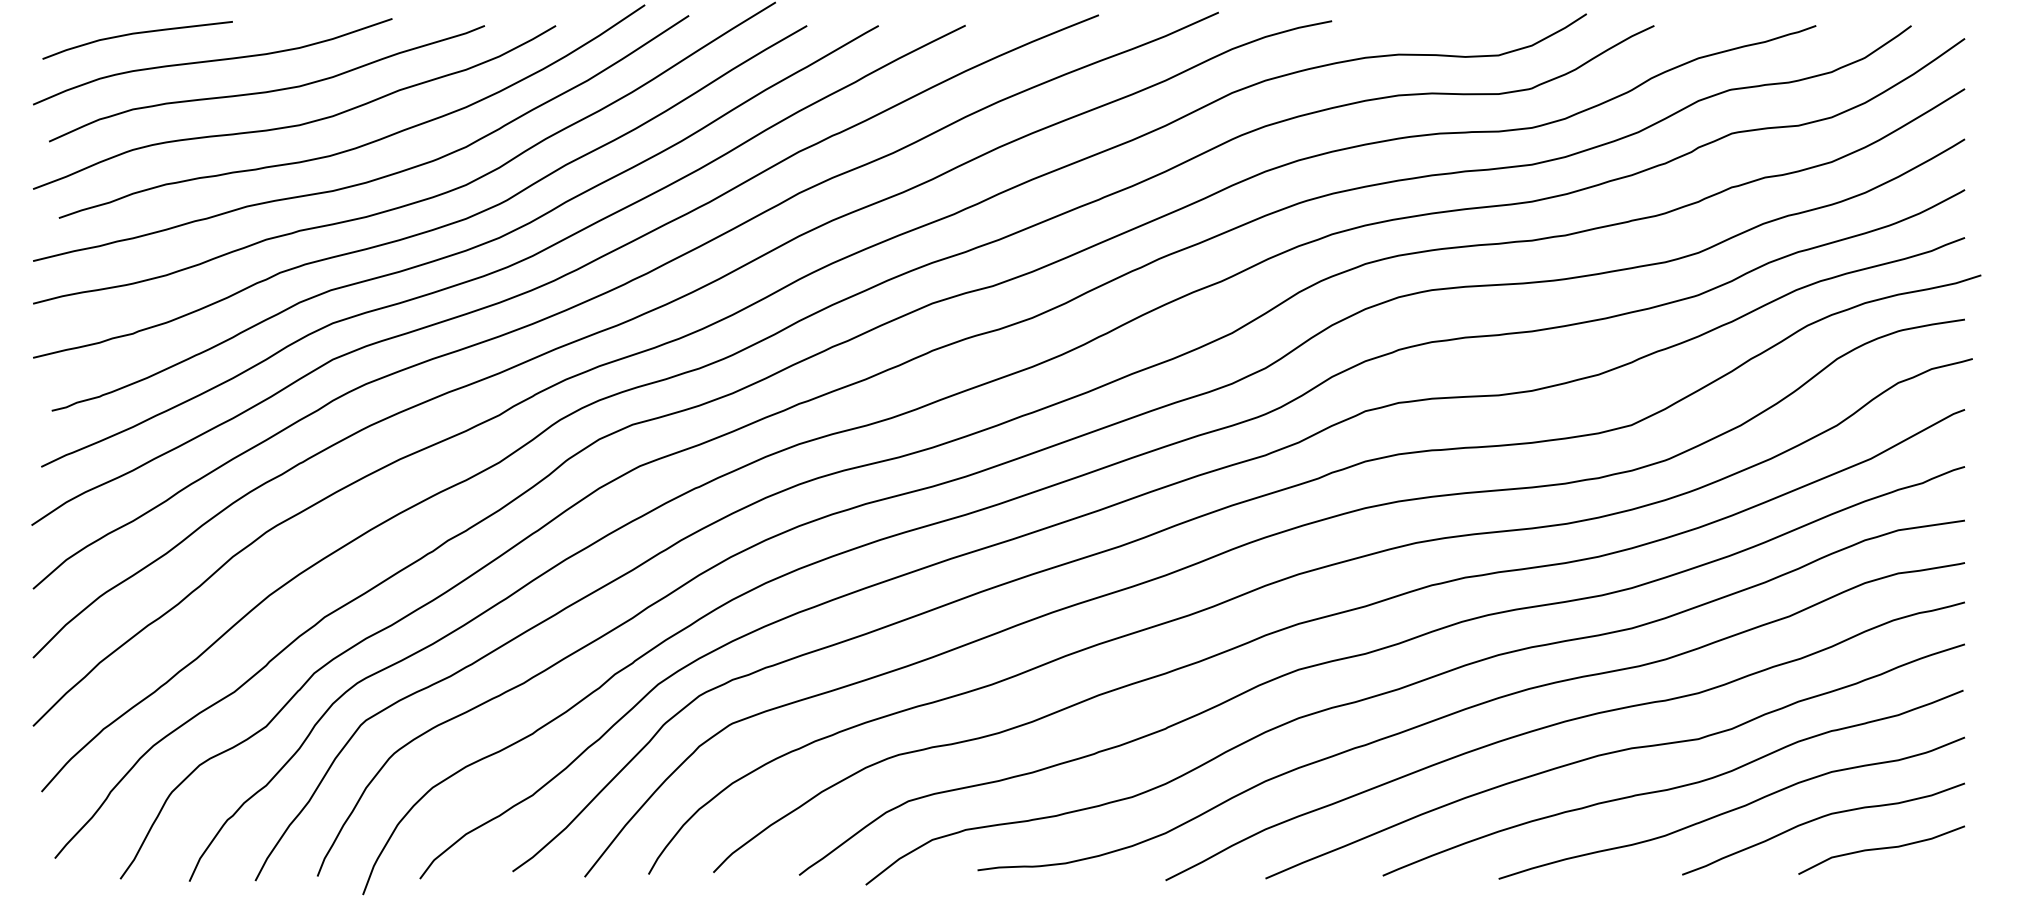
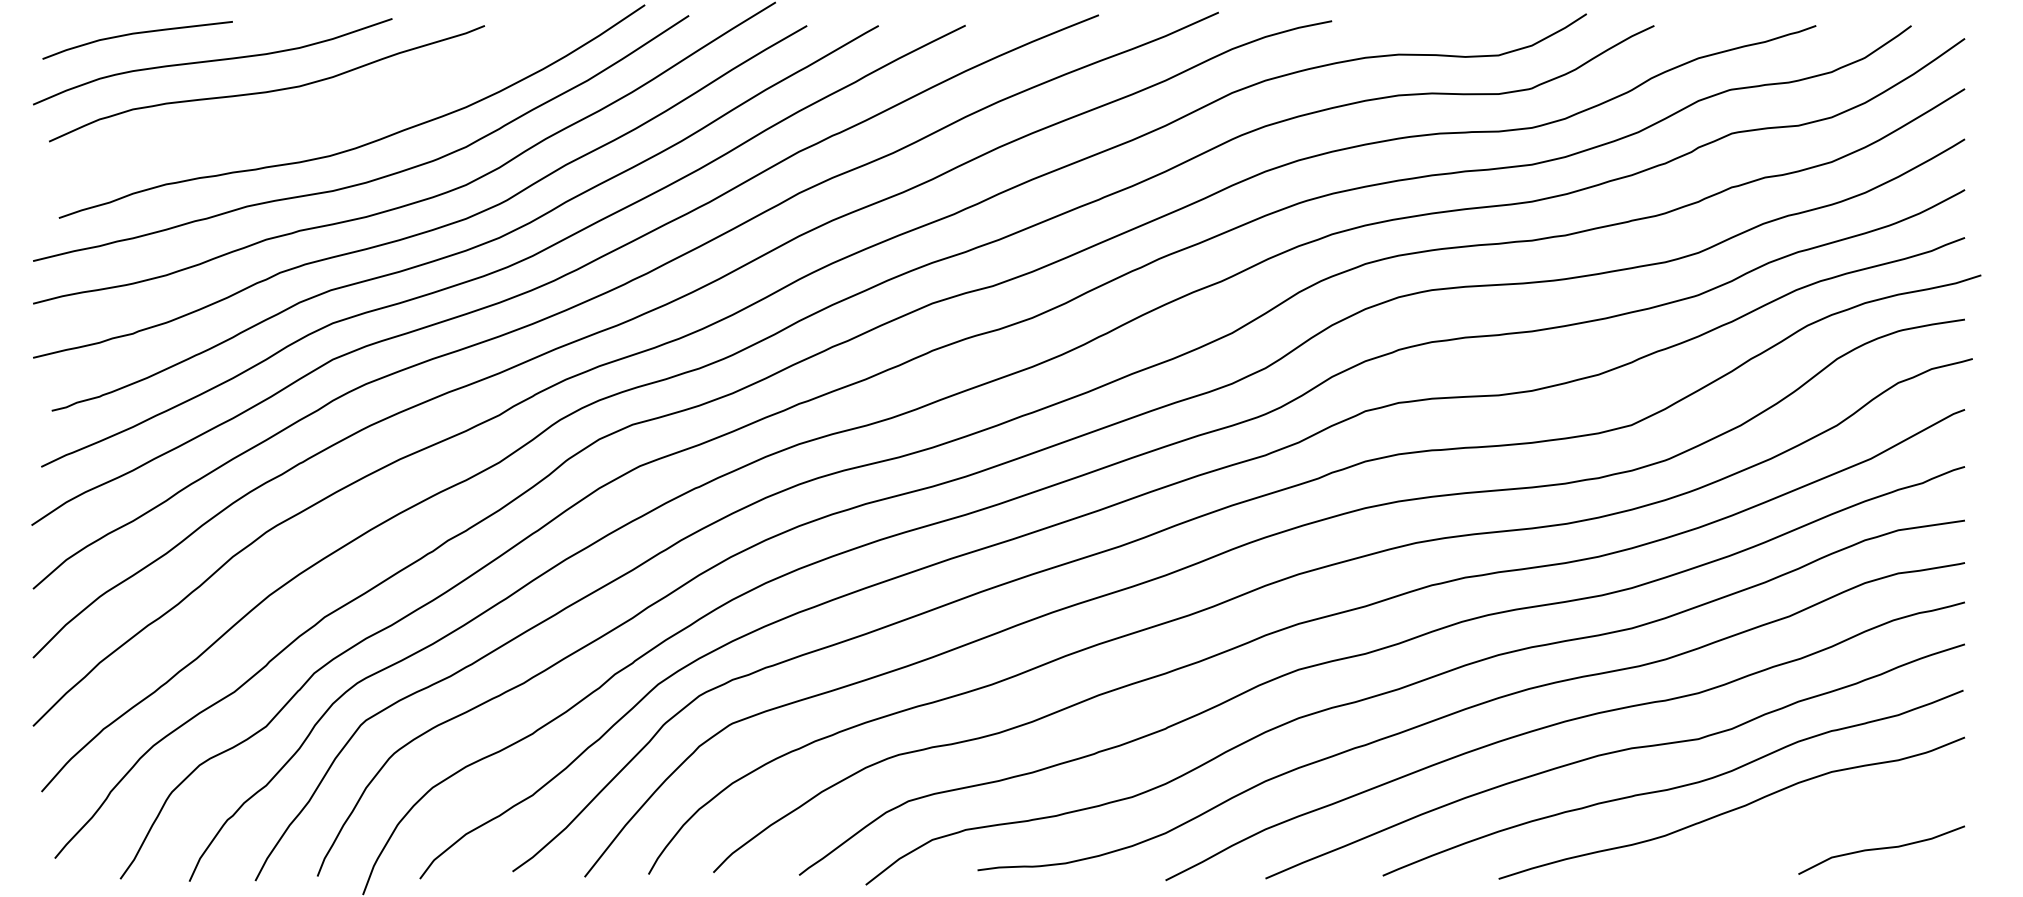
curve: present -> none (296, 124)
curve: present -> none (1821, 818)
